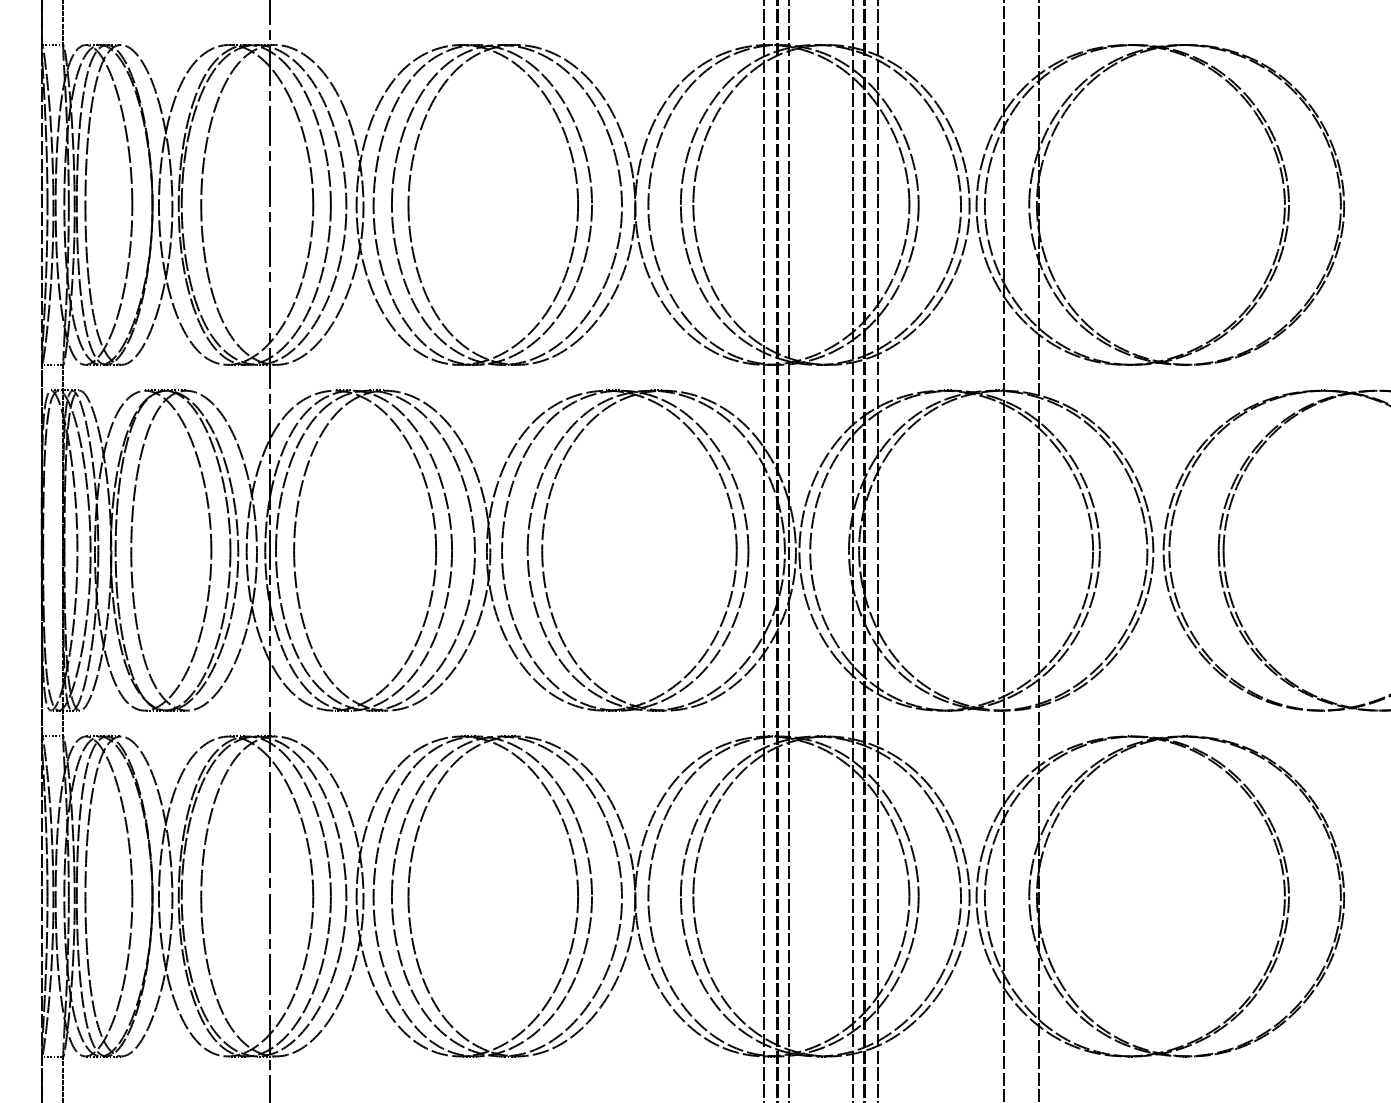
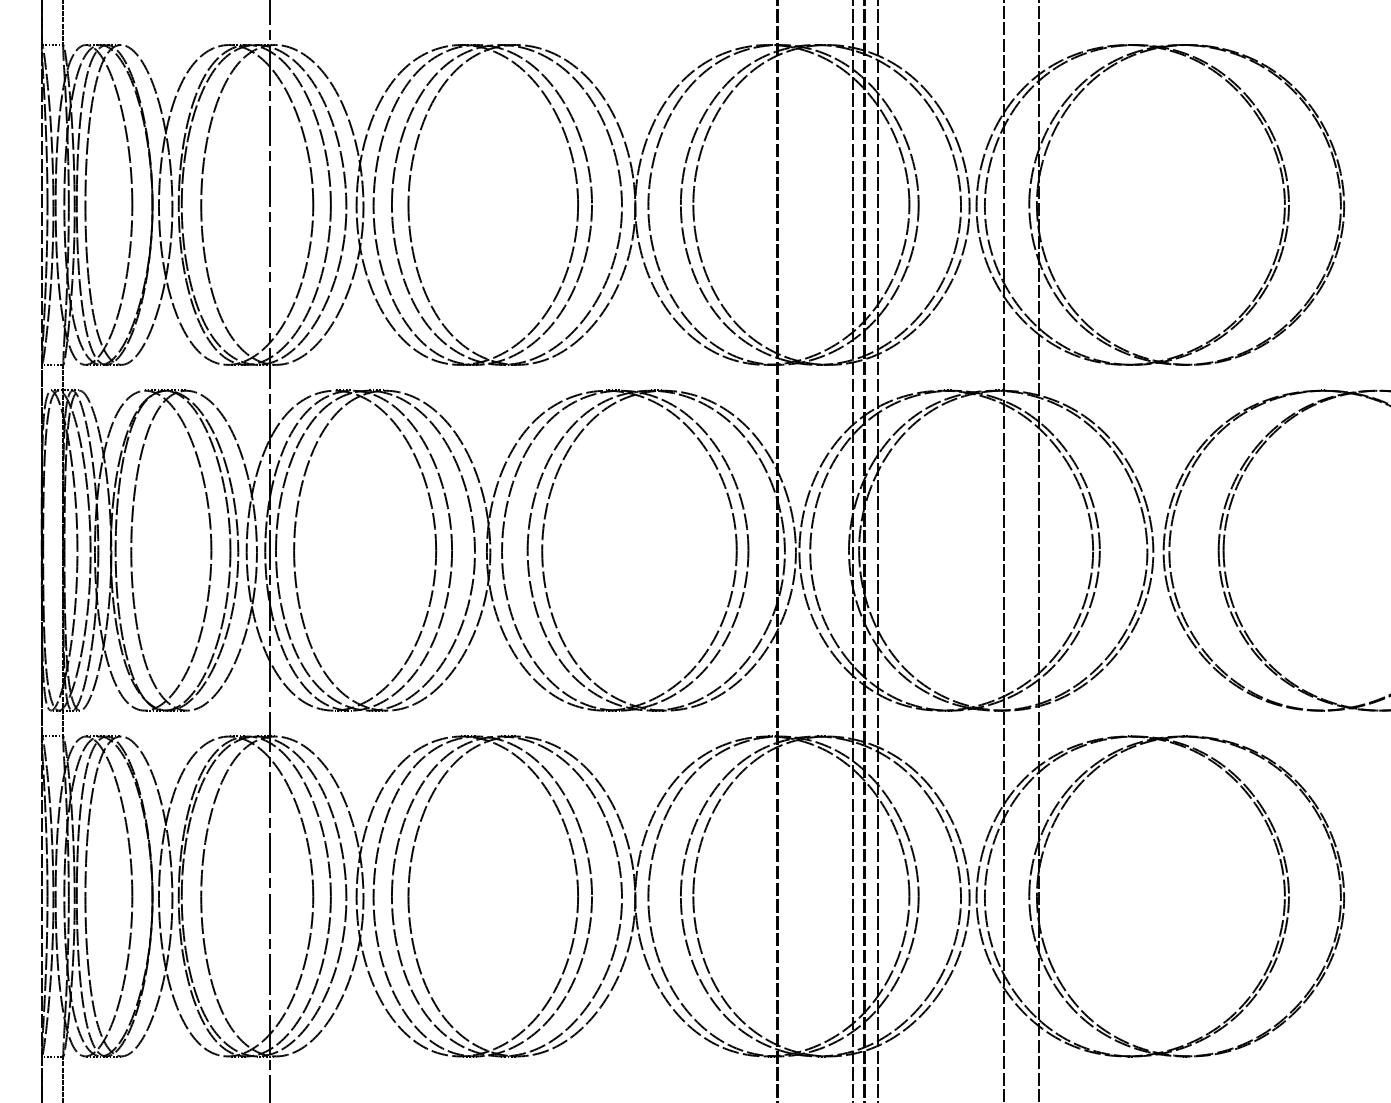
line: present -> none (763, 550)
line: present -> none (788, 550)
